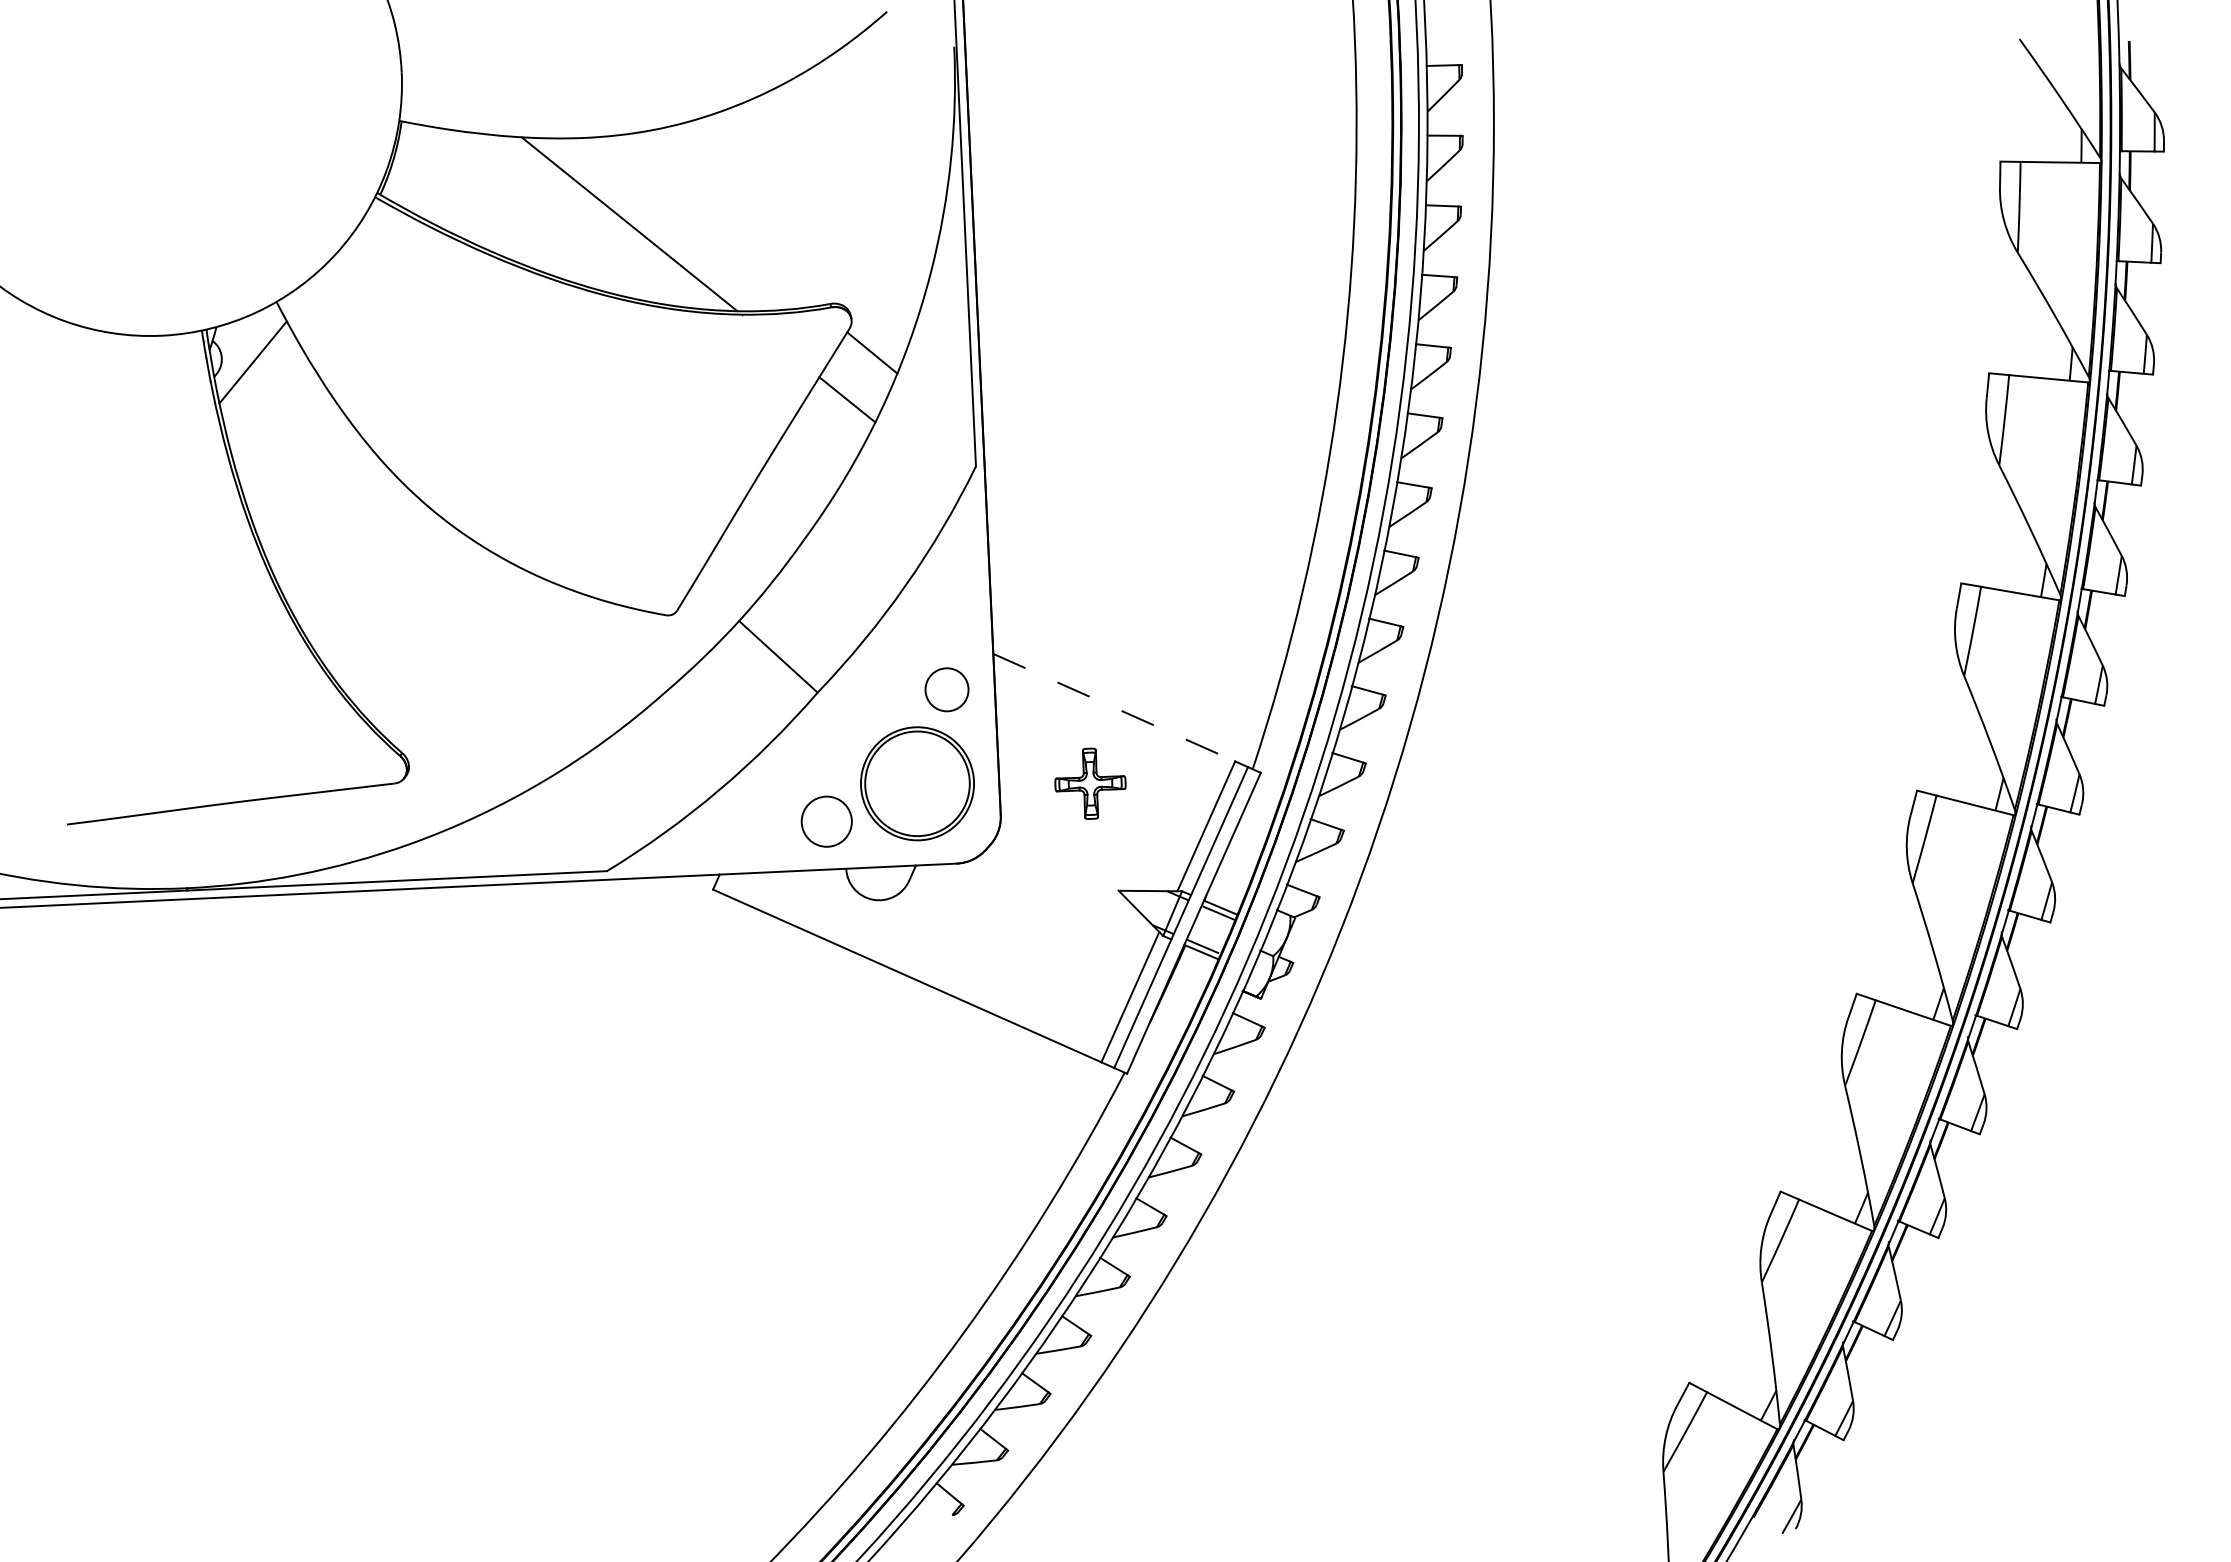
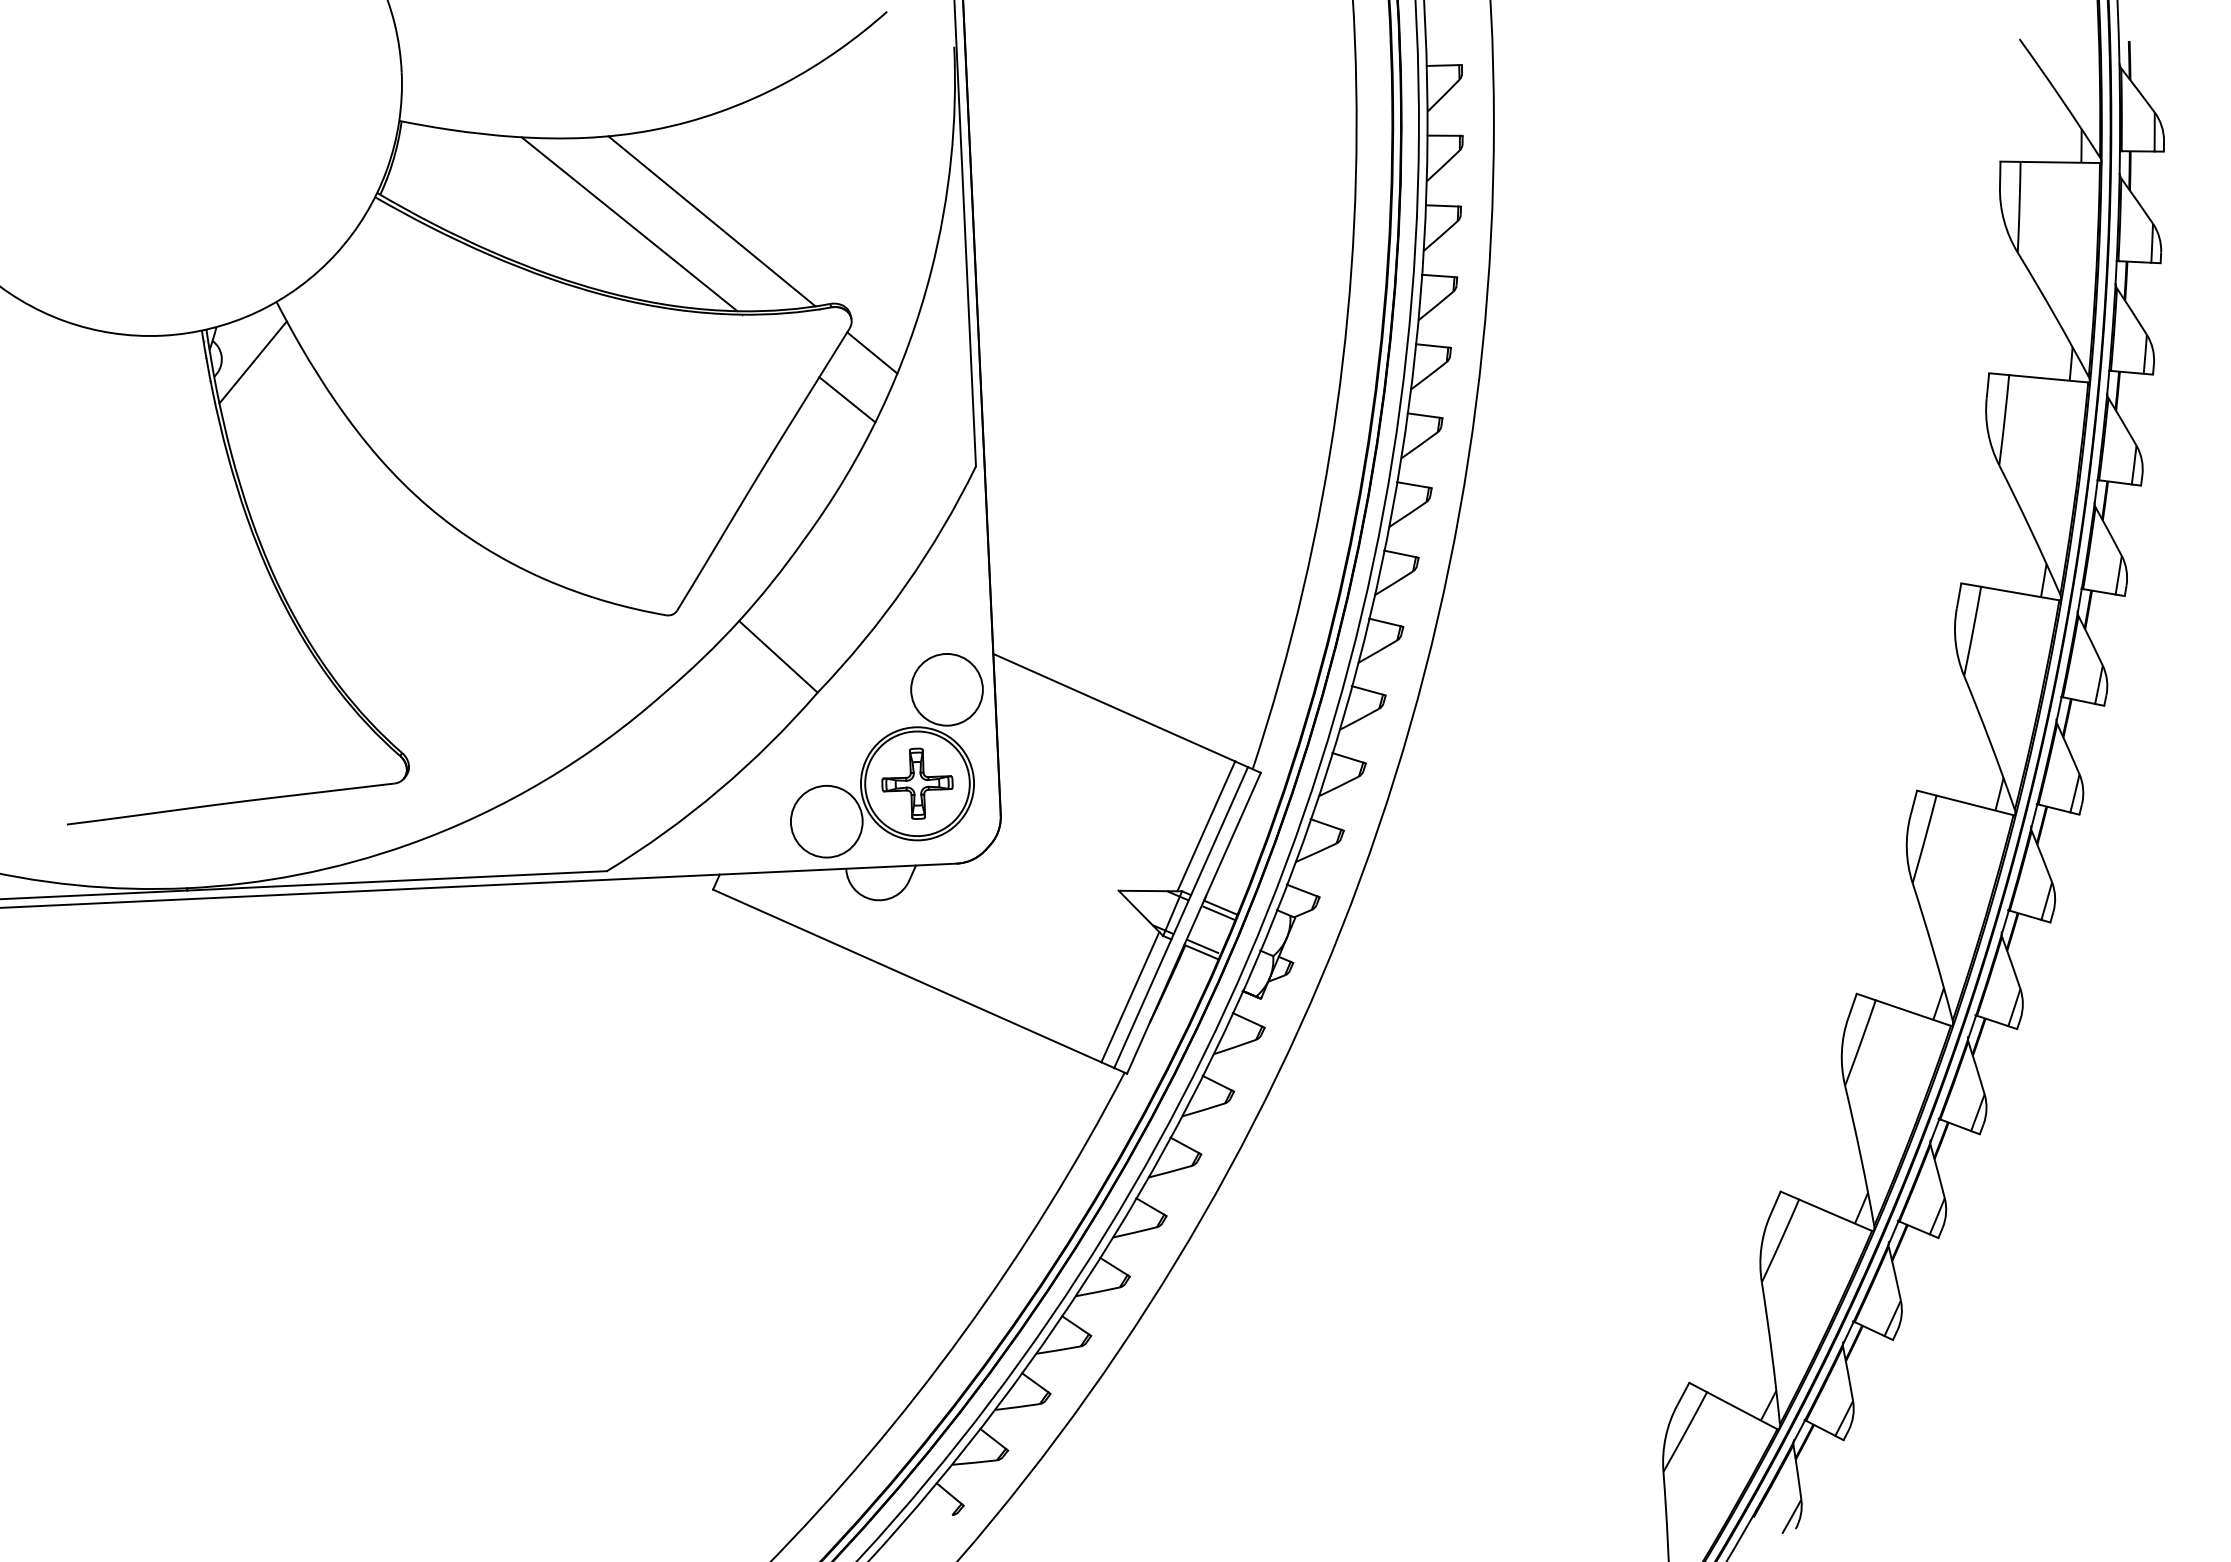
line: none -> present (711, 221)
circle diameter: 43 px -> 72 px (946, 689)
line: dashed -> solid (1114, 707)
part position: (1090, 783) -> (917, 783) (917, 783)
circle diameter: 50 px -> 72 px (826, 821)
